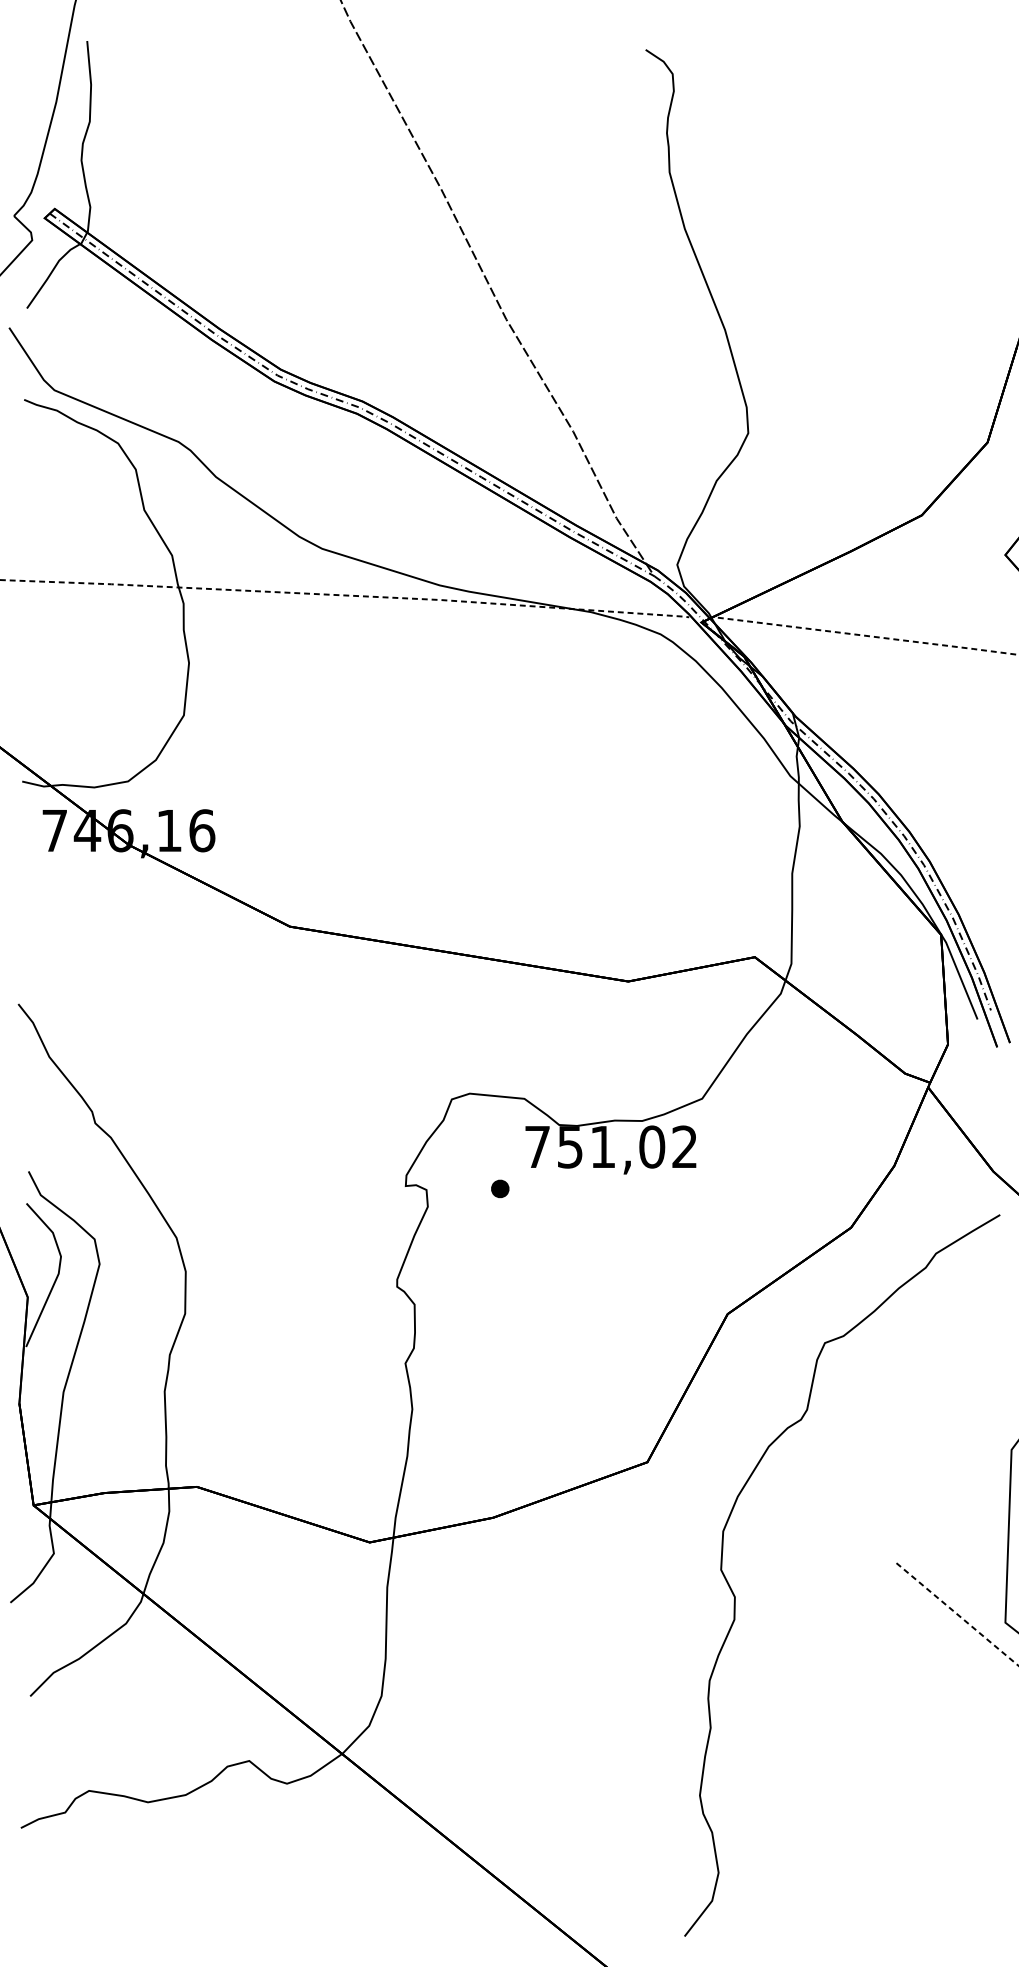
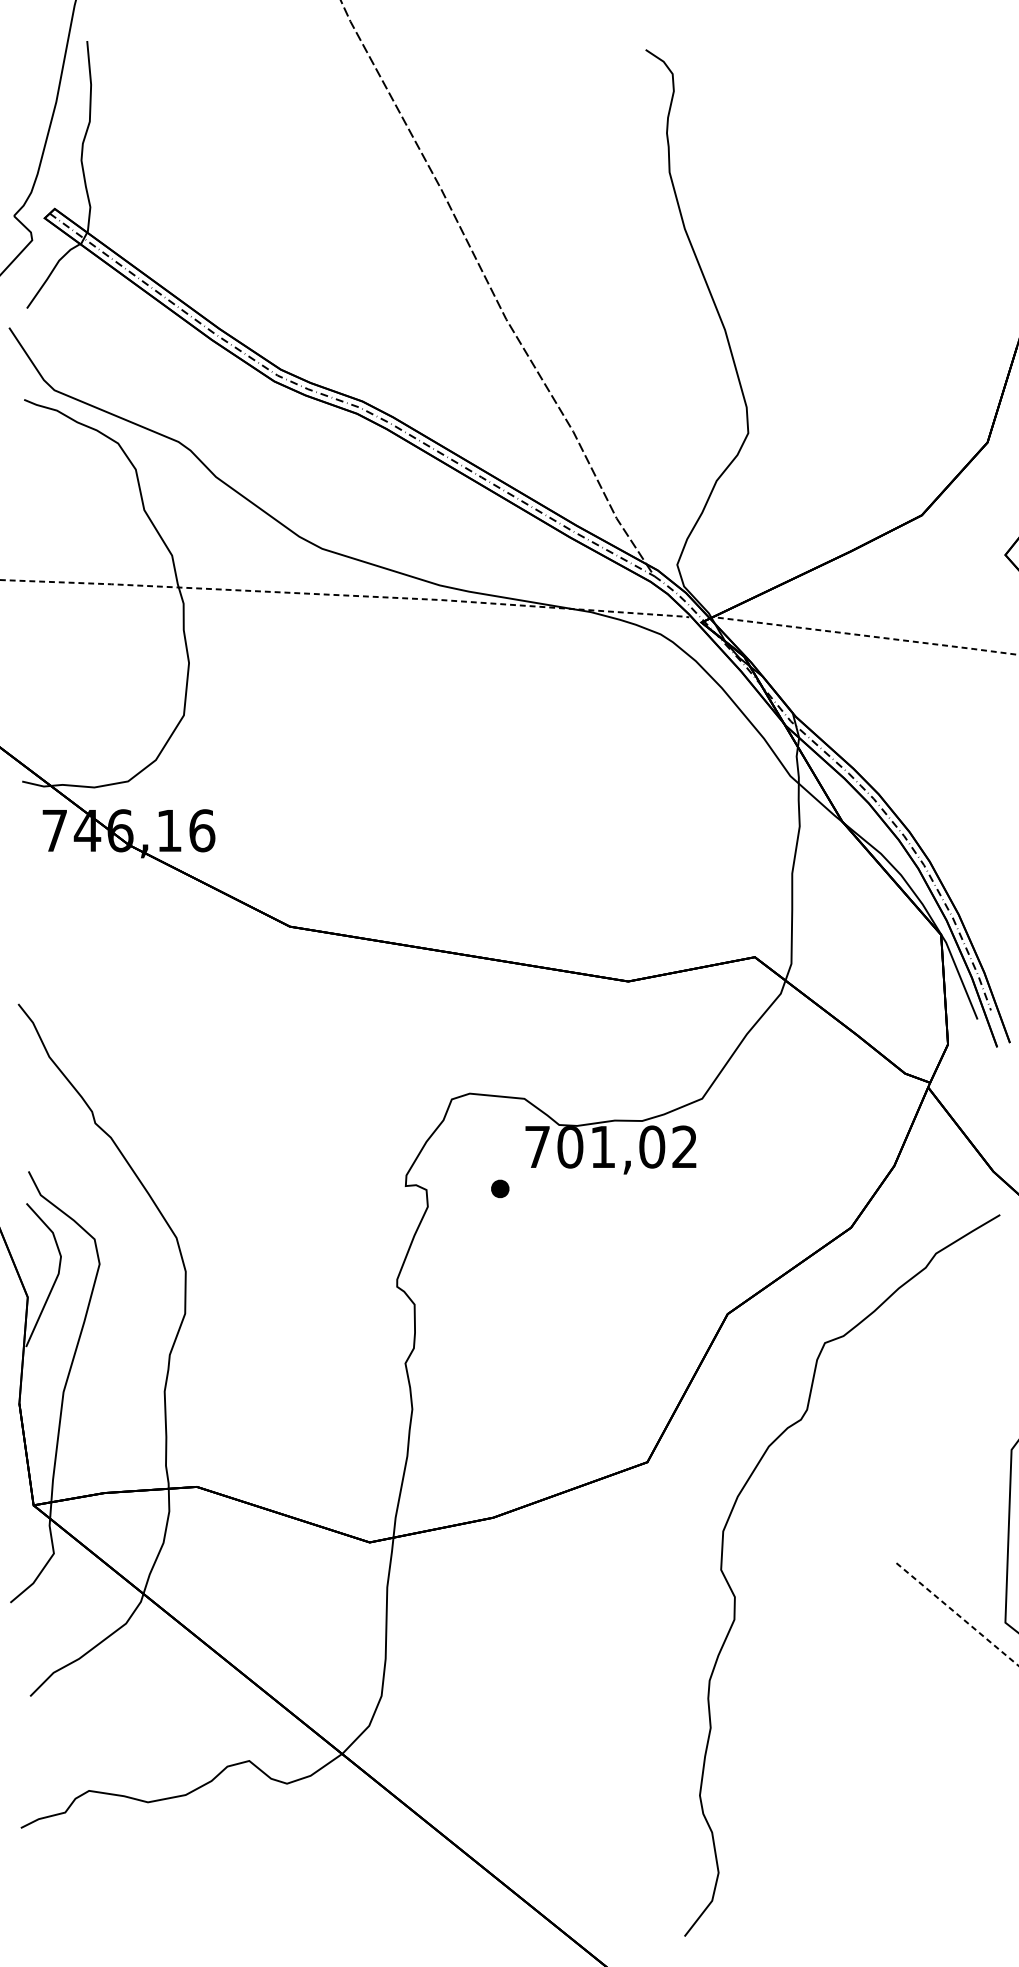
text: 751,02 -> 701,02 (570, 1147)
